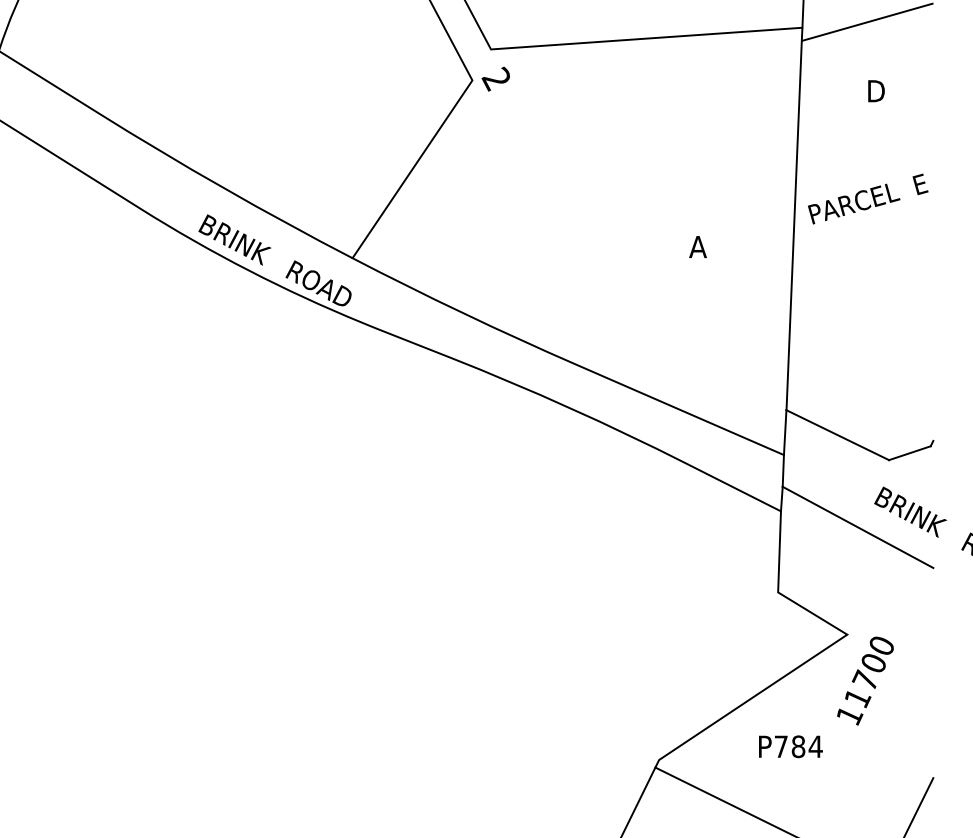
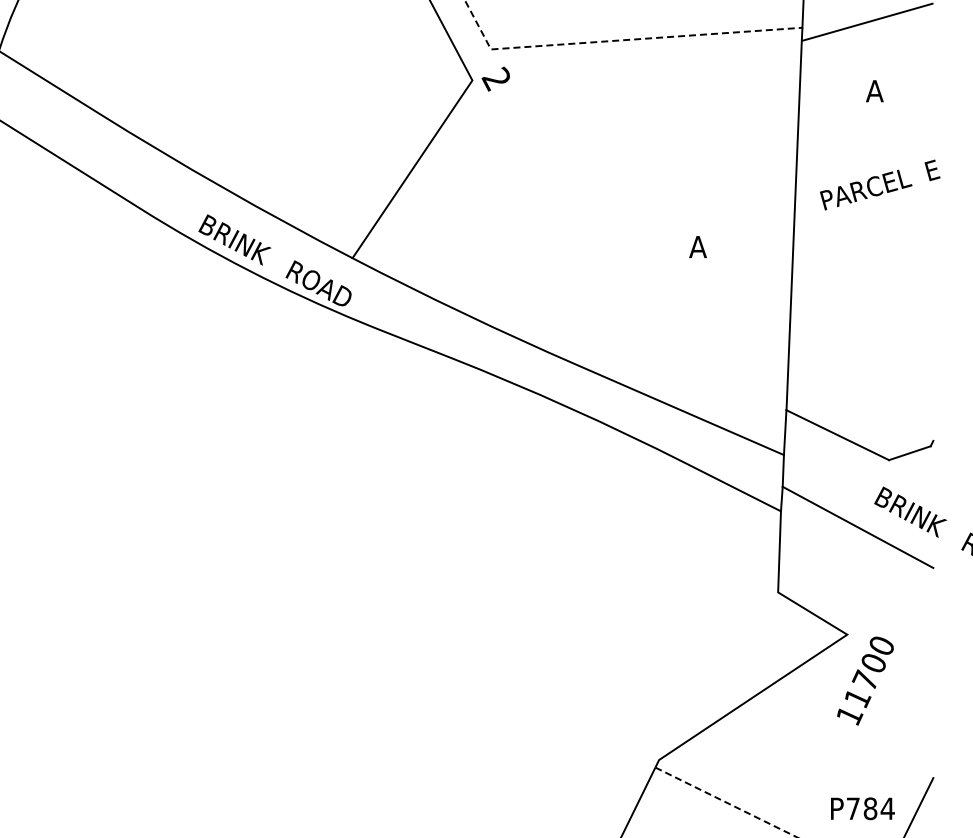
line: solid -> dashed (618, 40)
text: D -> A (875, 91)
text position: (868, 198) -> (880, 184) (880, 184)
text position: (790, 746) -> (862, 808) (862, 808)
line: solid -> dashed (727, 802)
